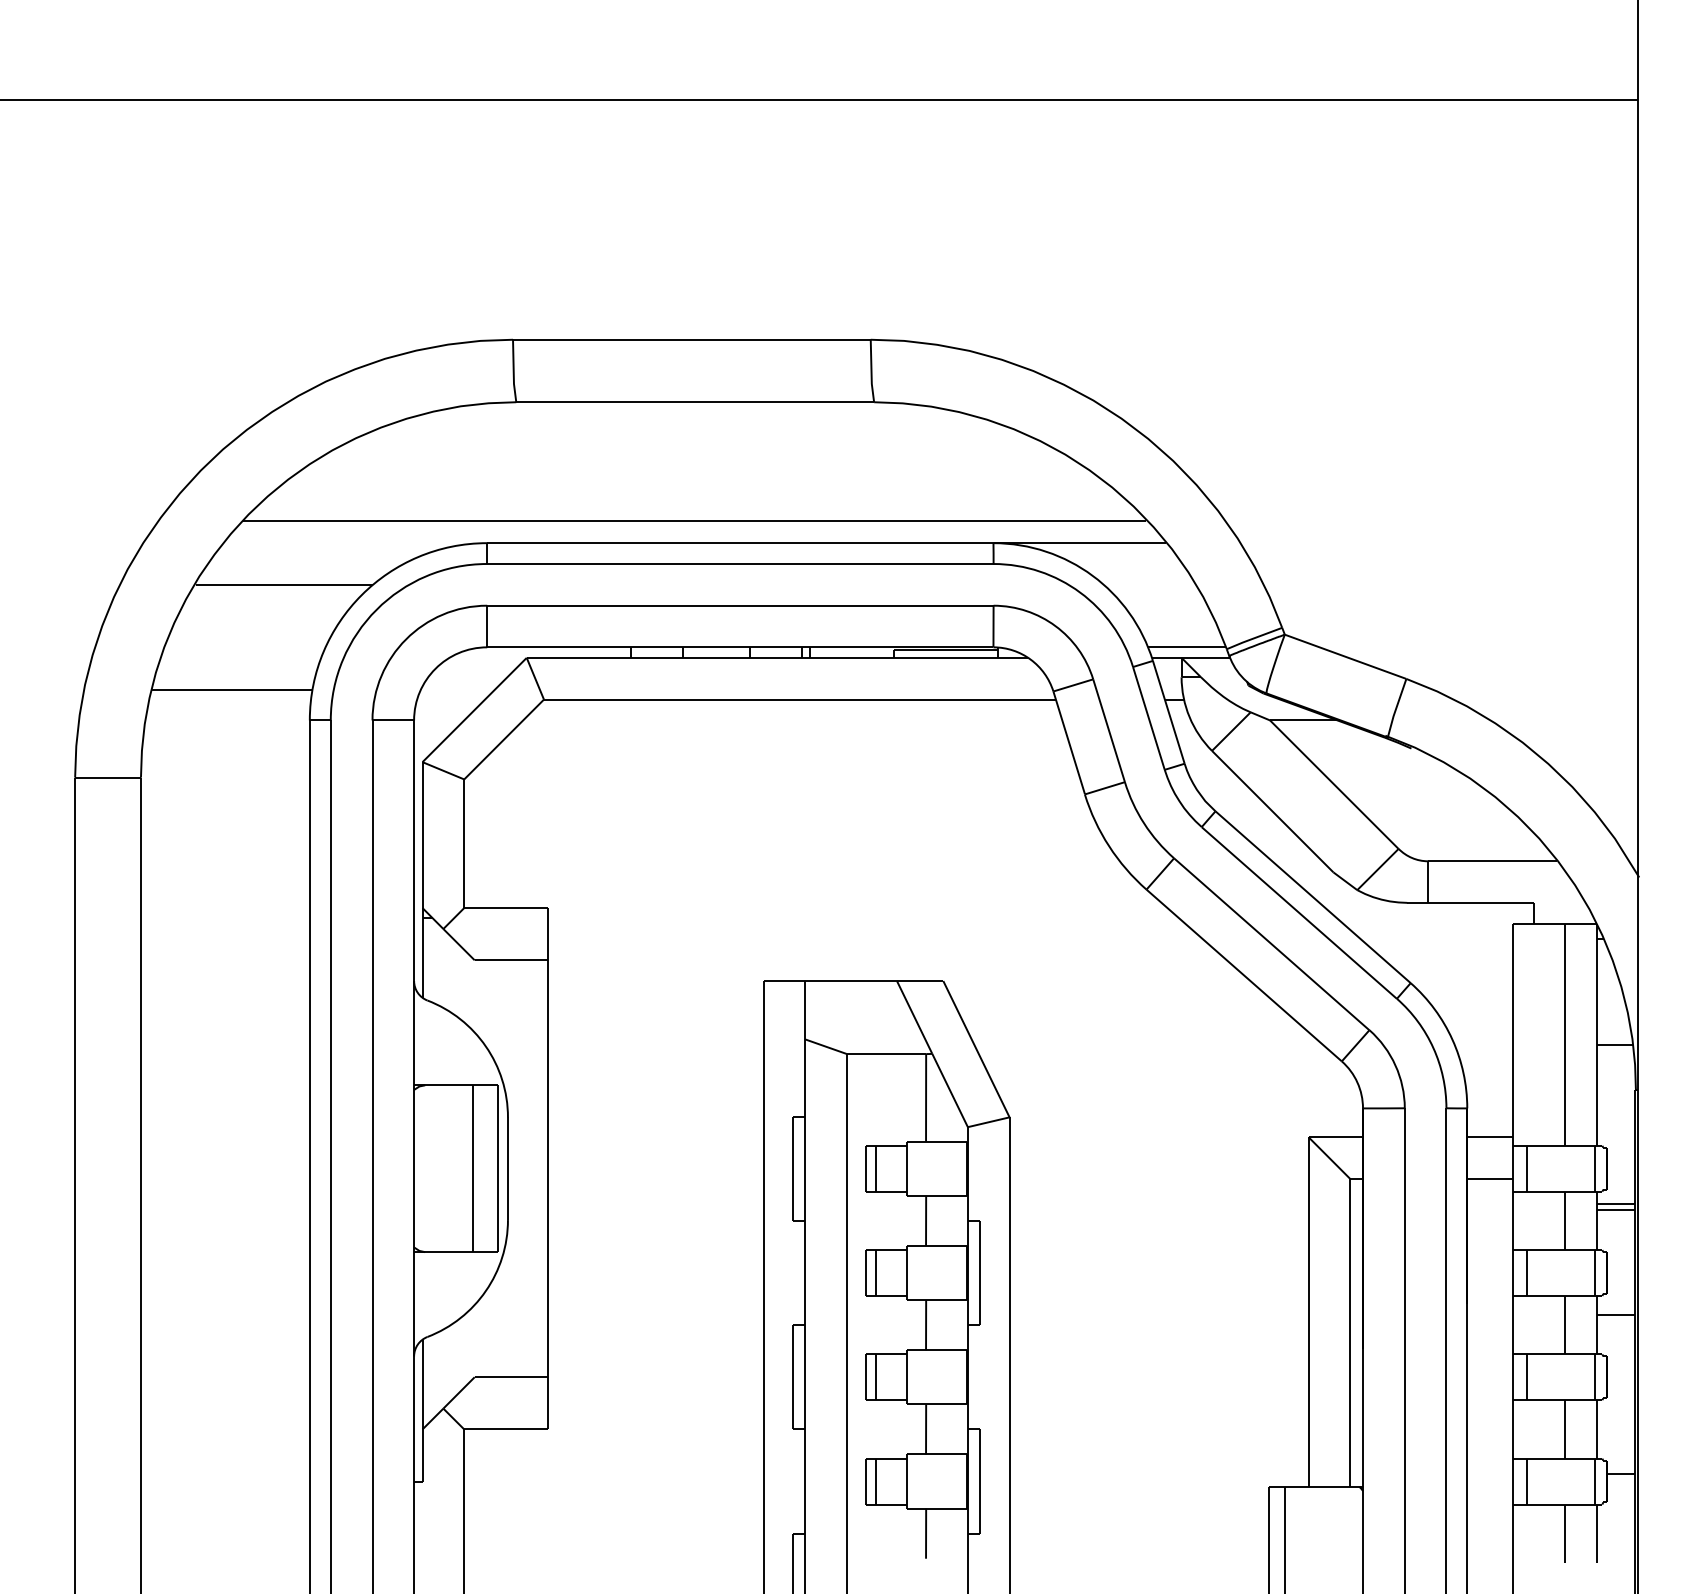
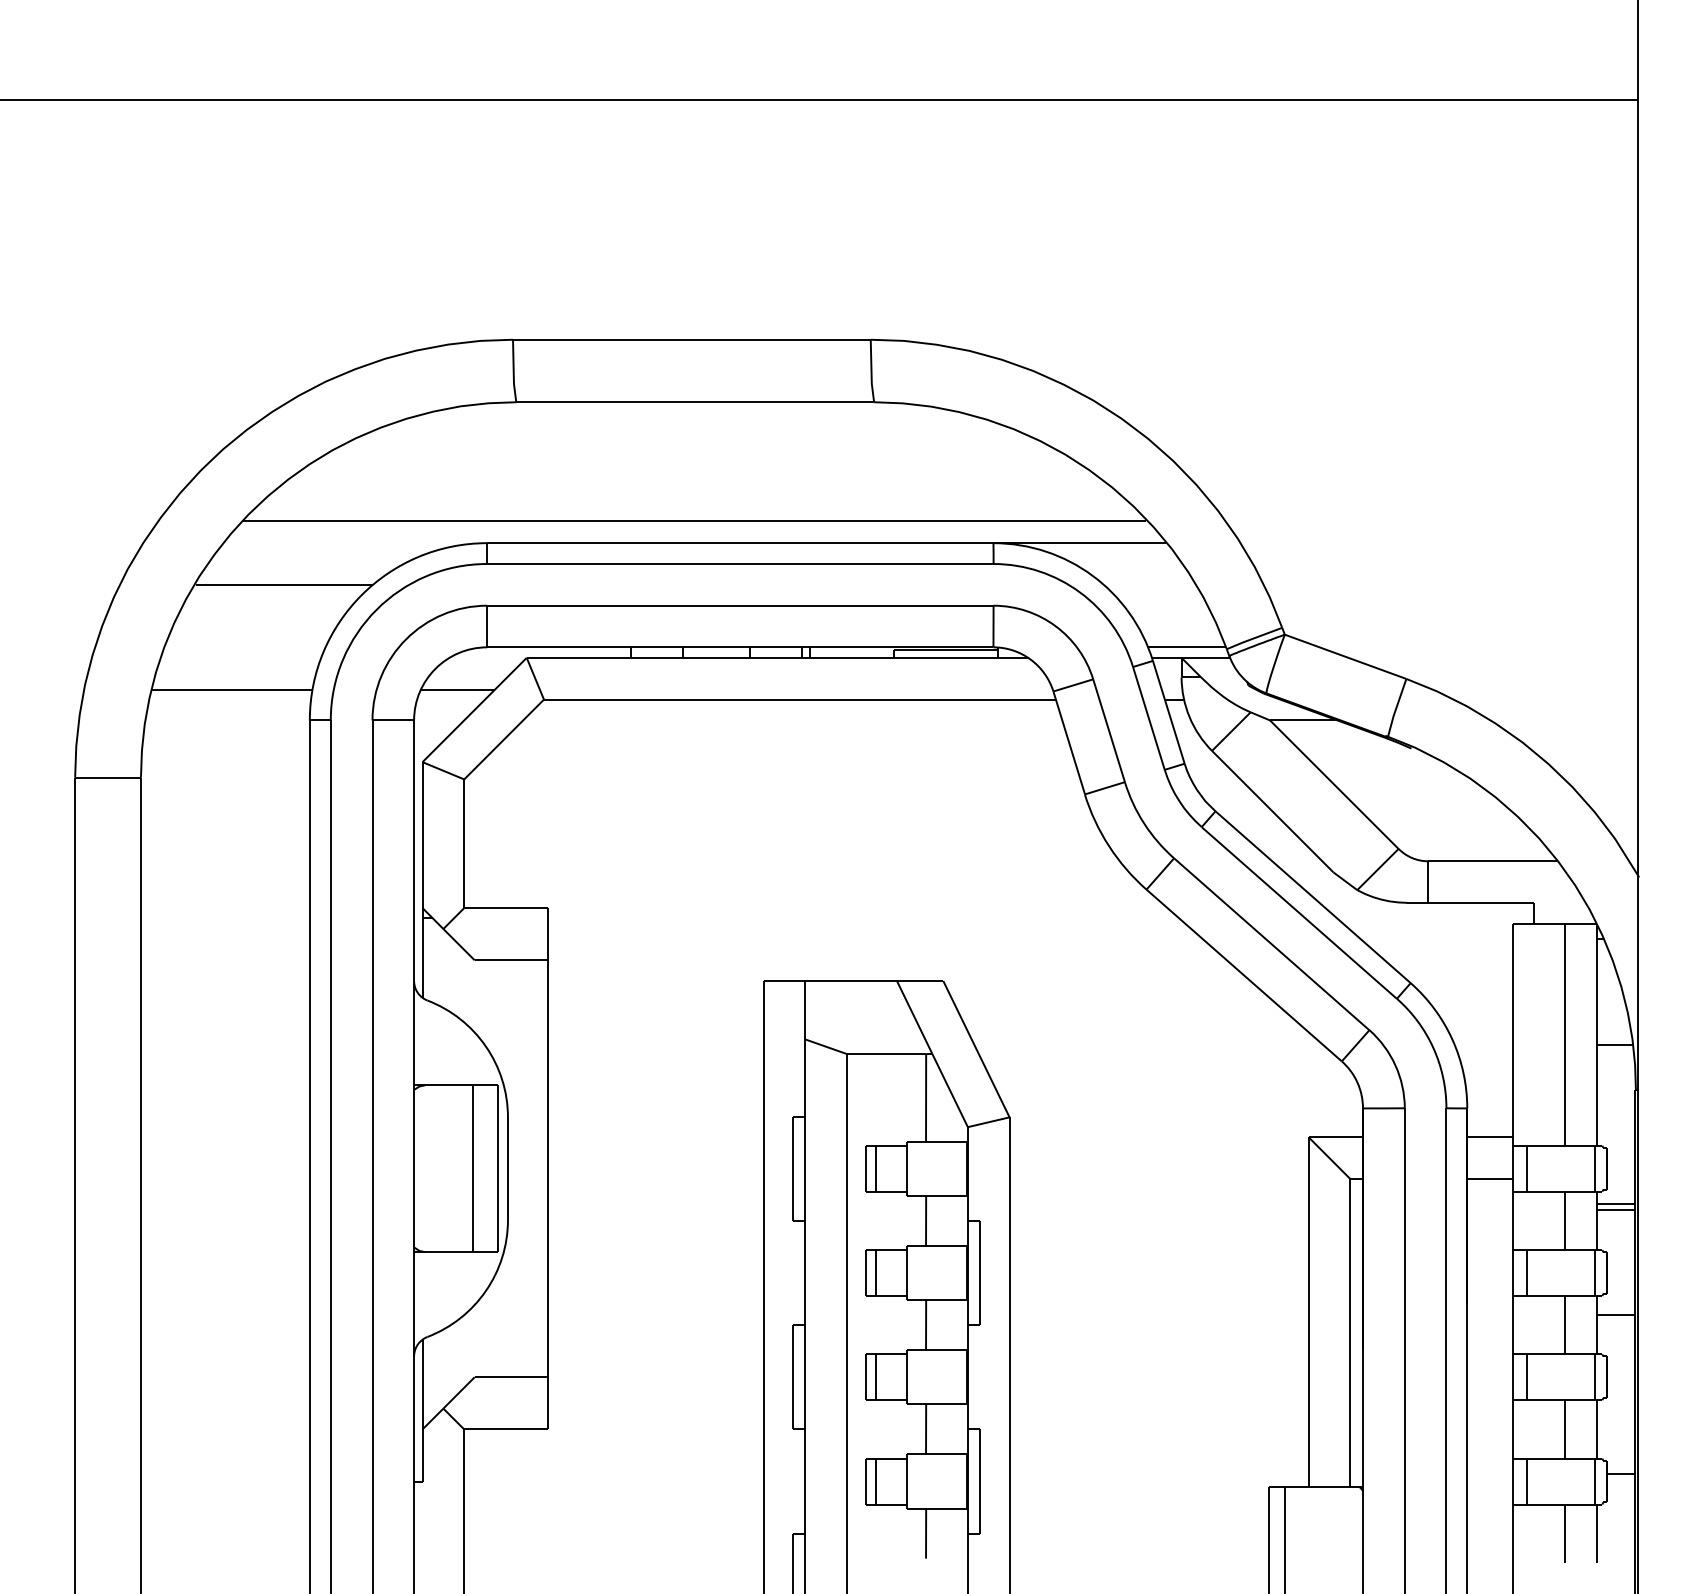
line: none -> present (457, 690)
